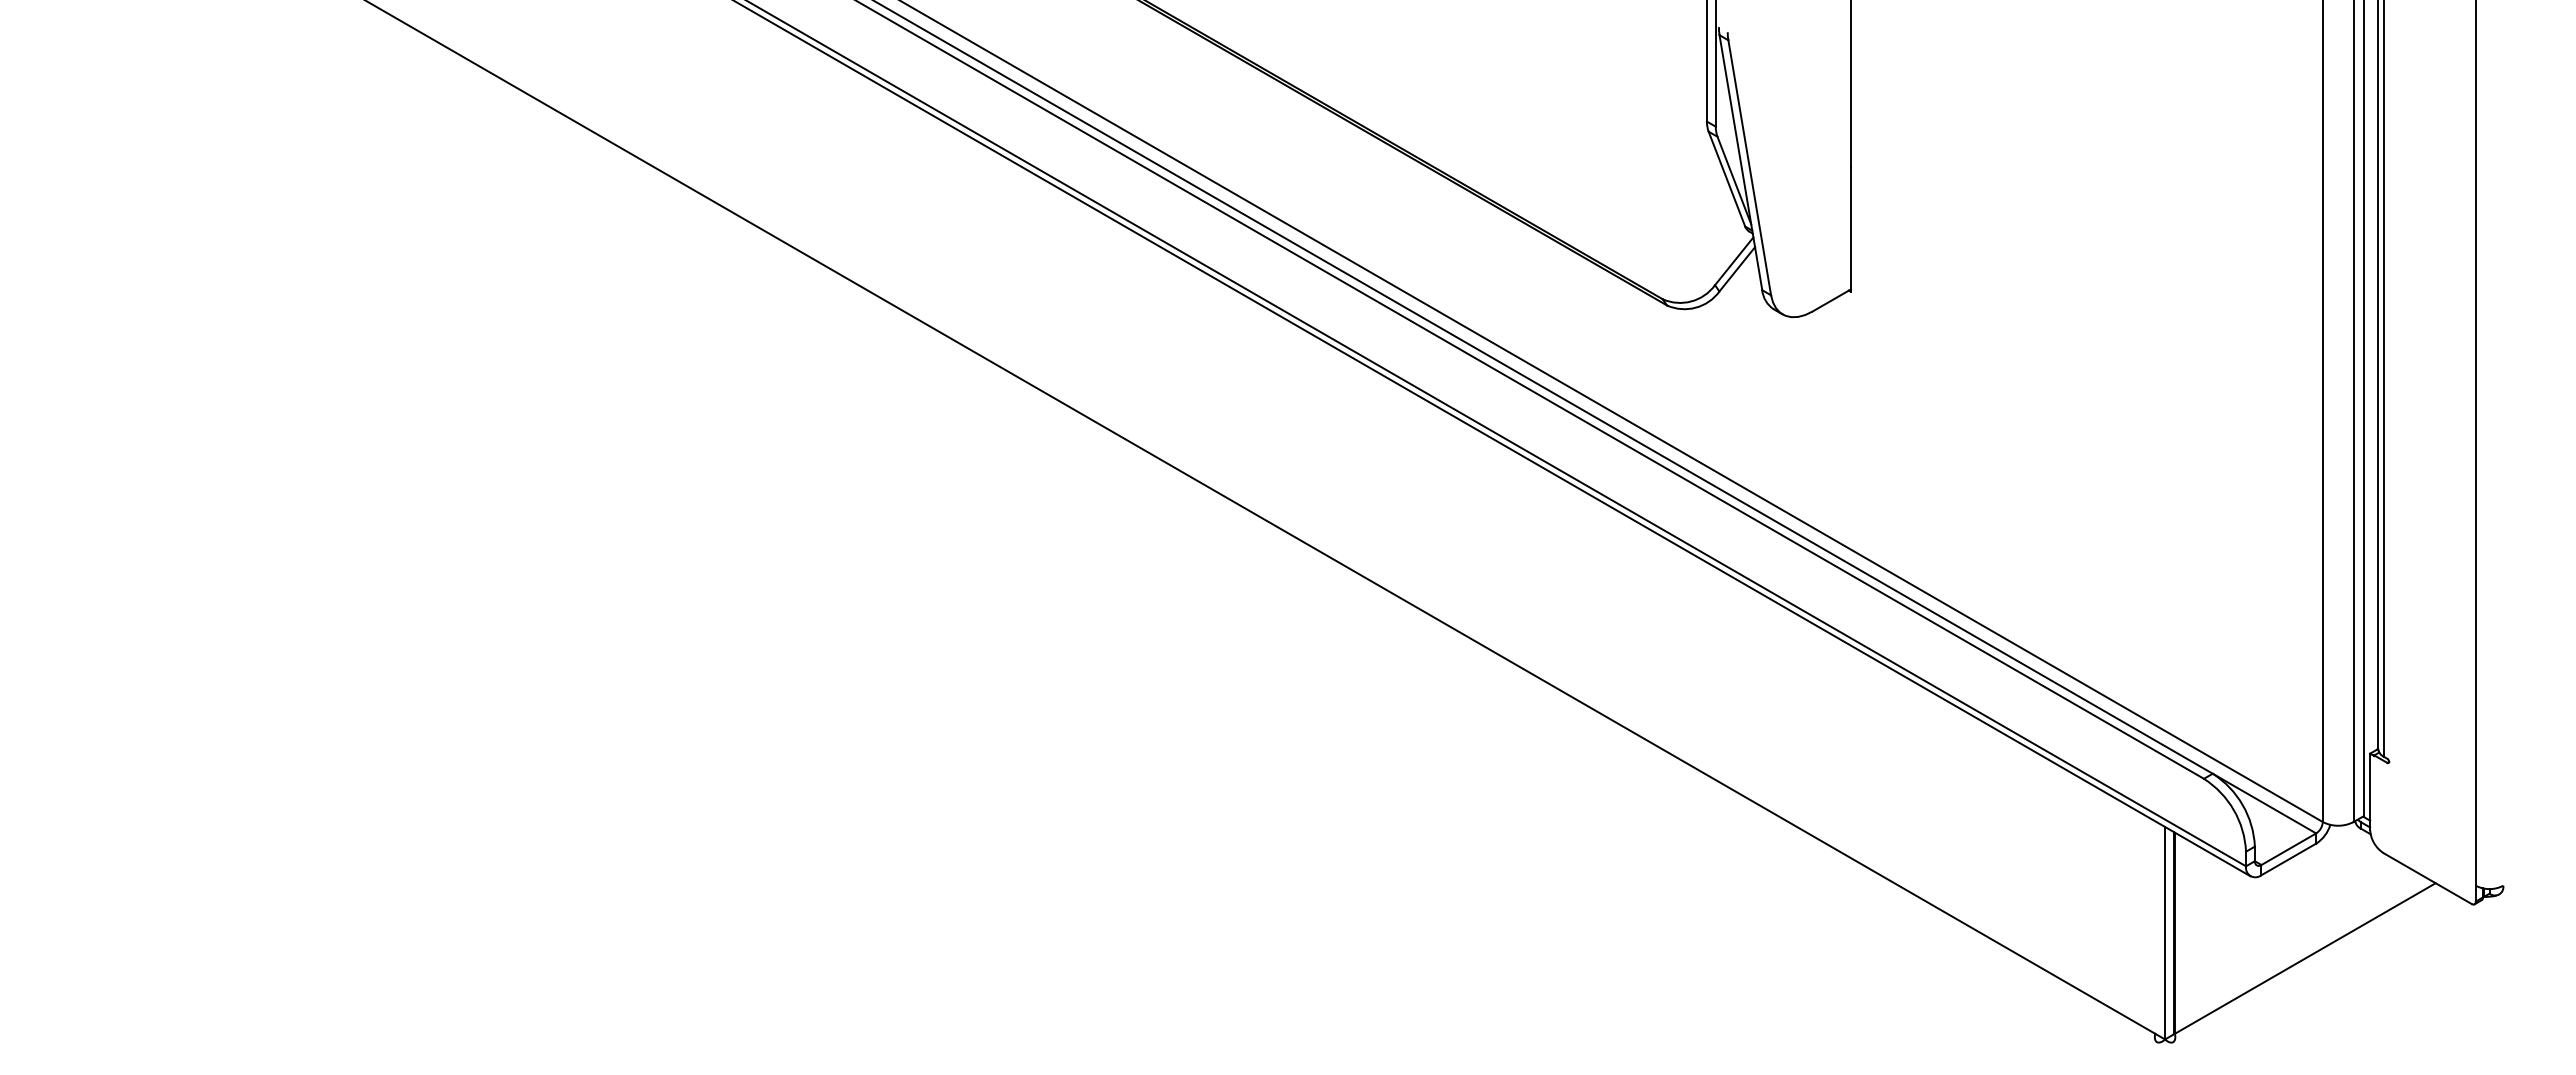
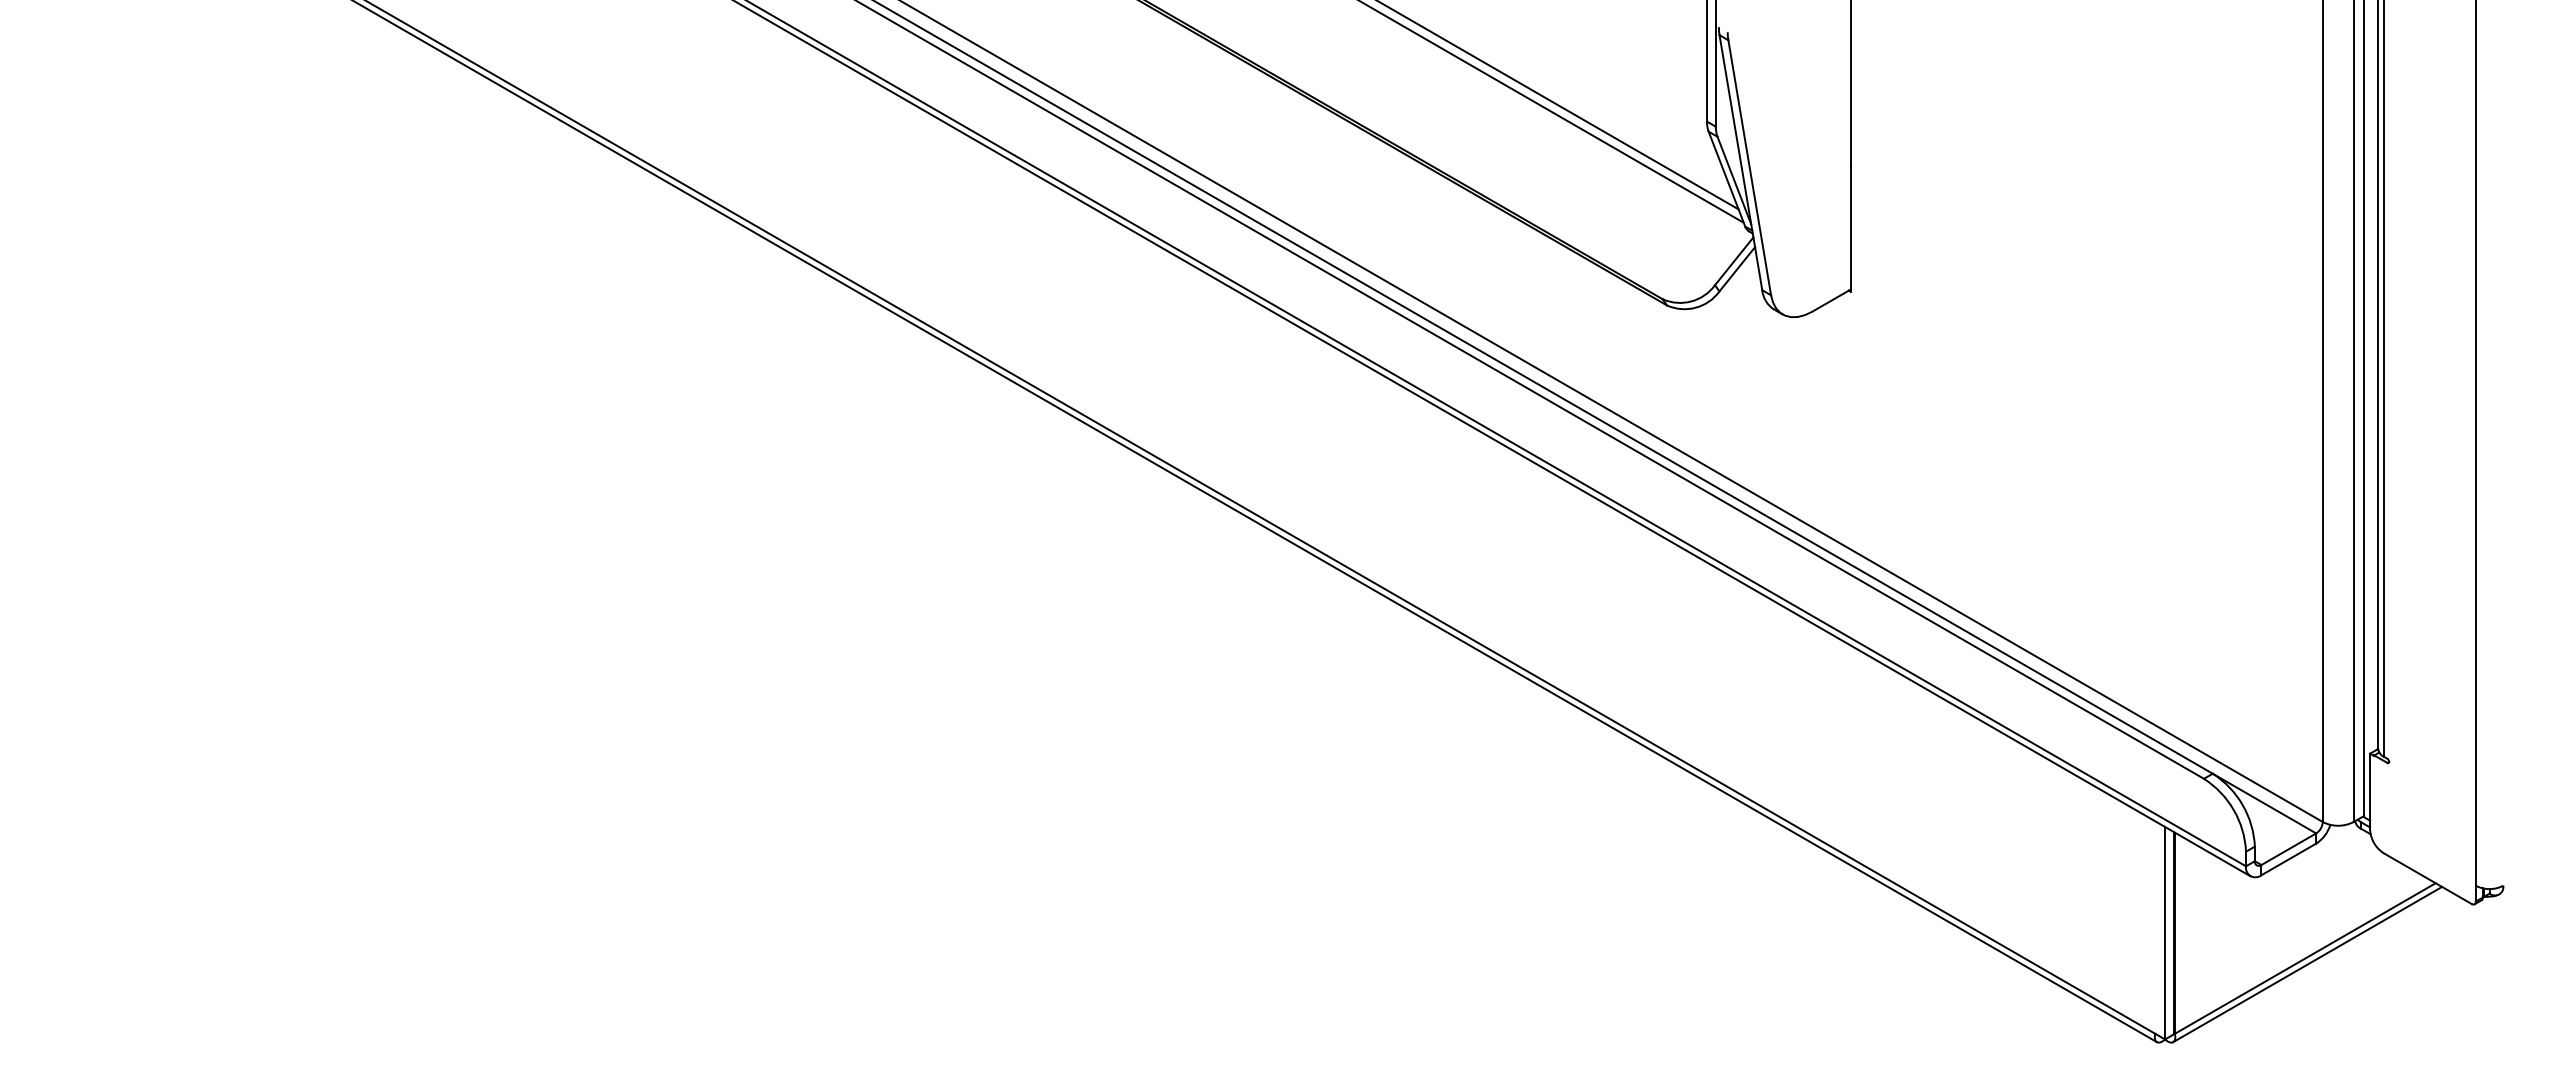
line: none -> present (1559, 105)
line: none -> present (1552, 112)
line: none -> present (1255, 522)
line: none -> present (2307, 964)
